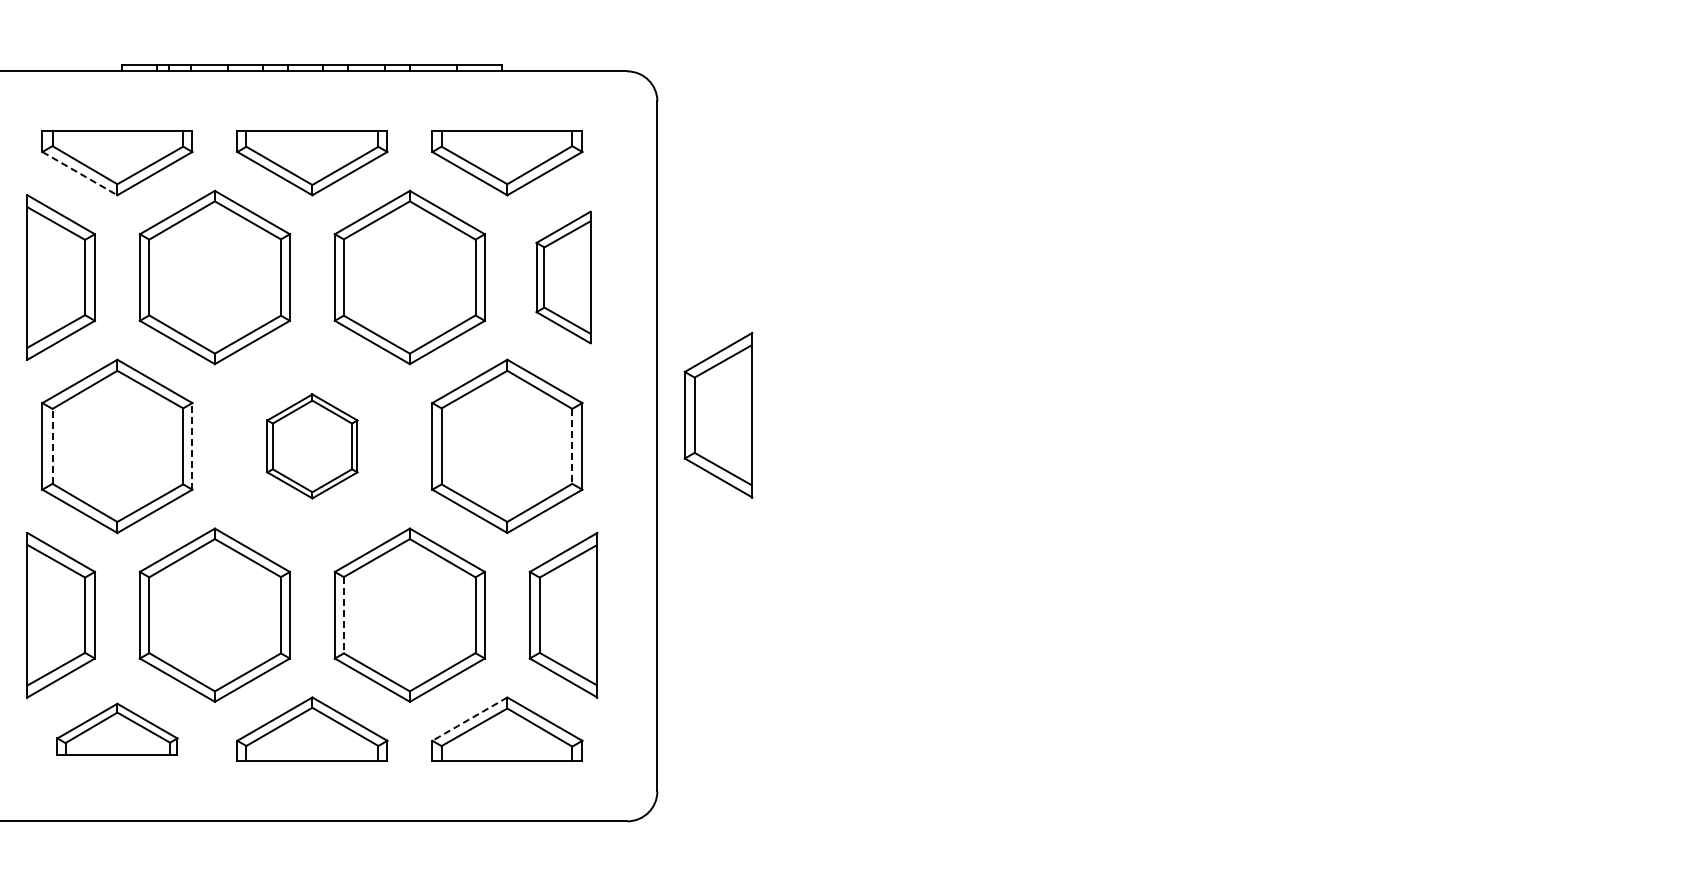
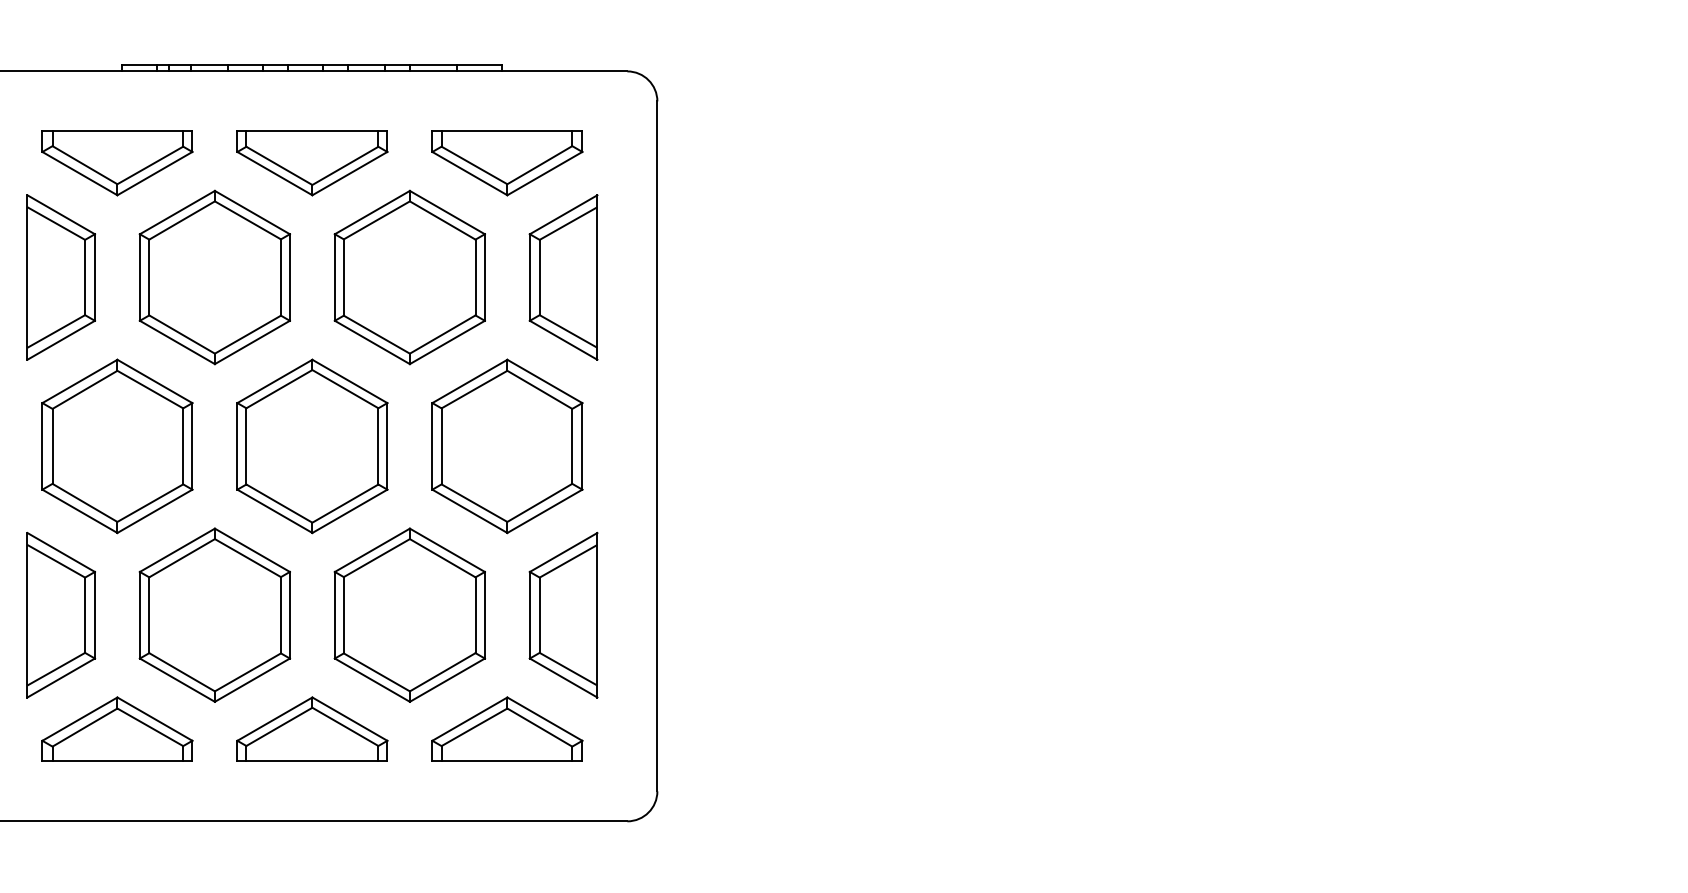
line: dashed -> solid (80, 173)
part size: 57x135 px -> 71x167 px (563, 277)
part: present -> none (718, 414)
line: dashed -> solid (52, 445)
line: dashed -> solid (192, 445)
part size: 93x107 px -> 153x177 px (312, 446)
line: dashed -> solid (572, 446)
line: dashed -> solid (343, 615)
line: dashed -> solid (469, 719)
part size: 123x54 px -> 153x66 px (117, 728)
